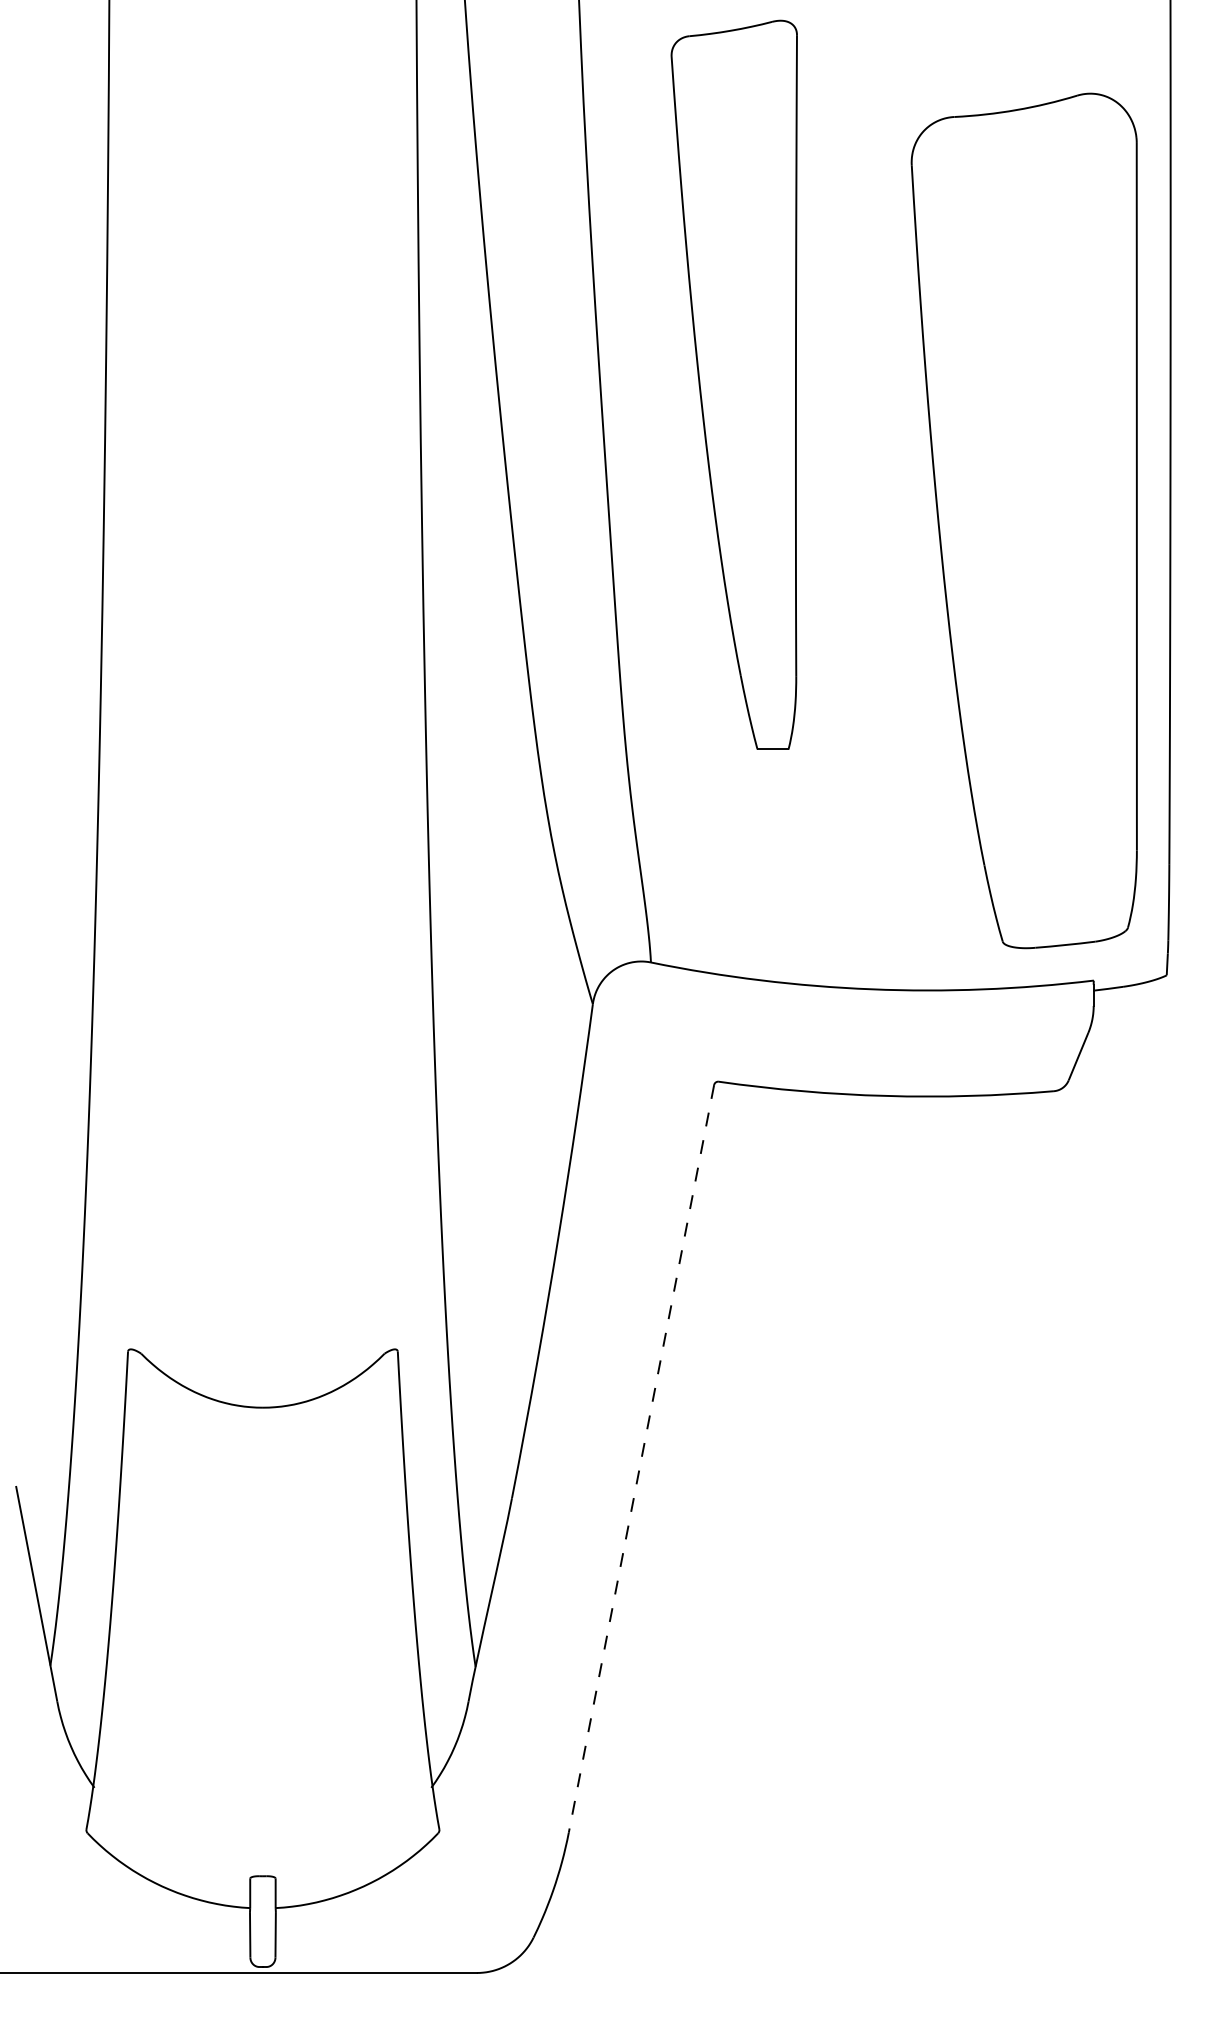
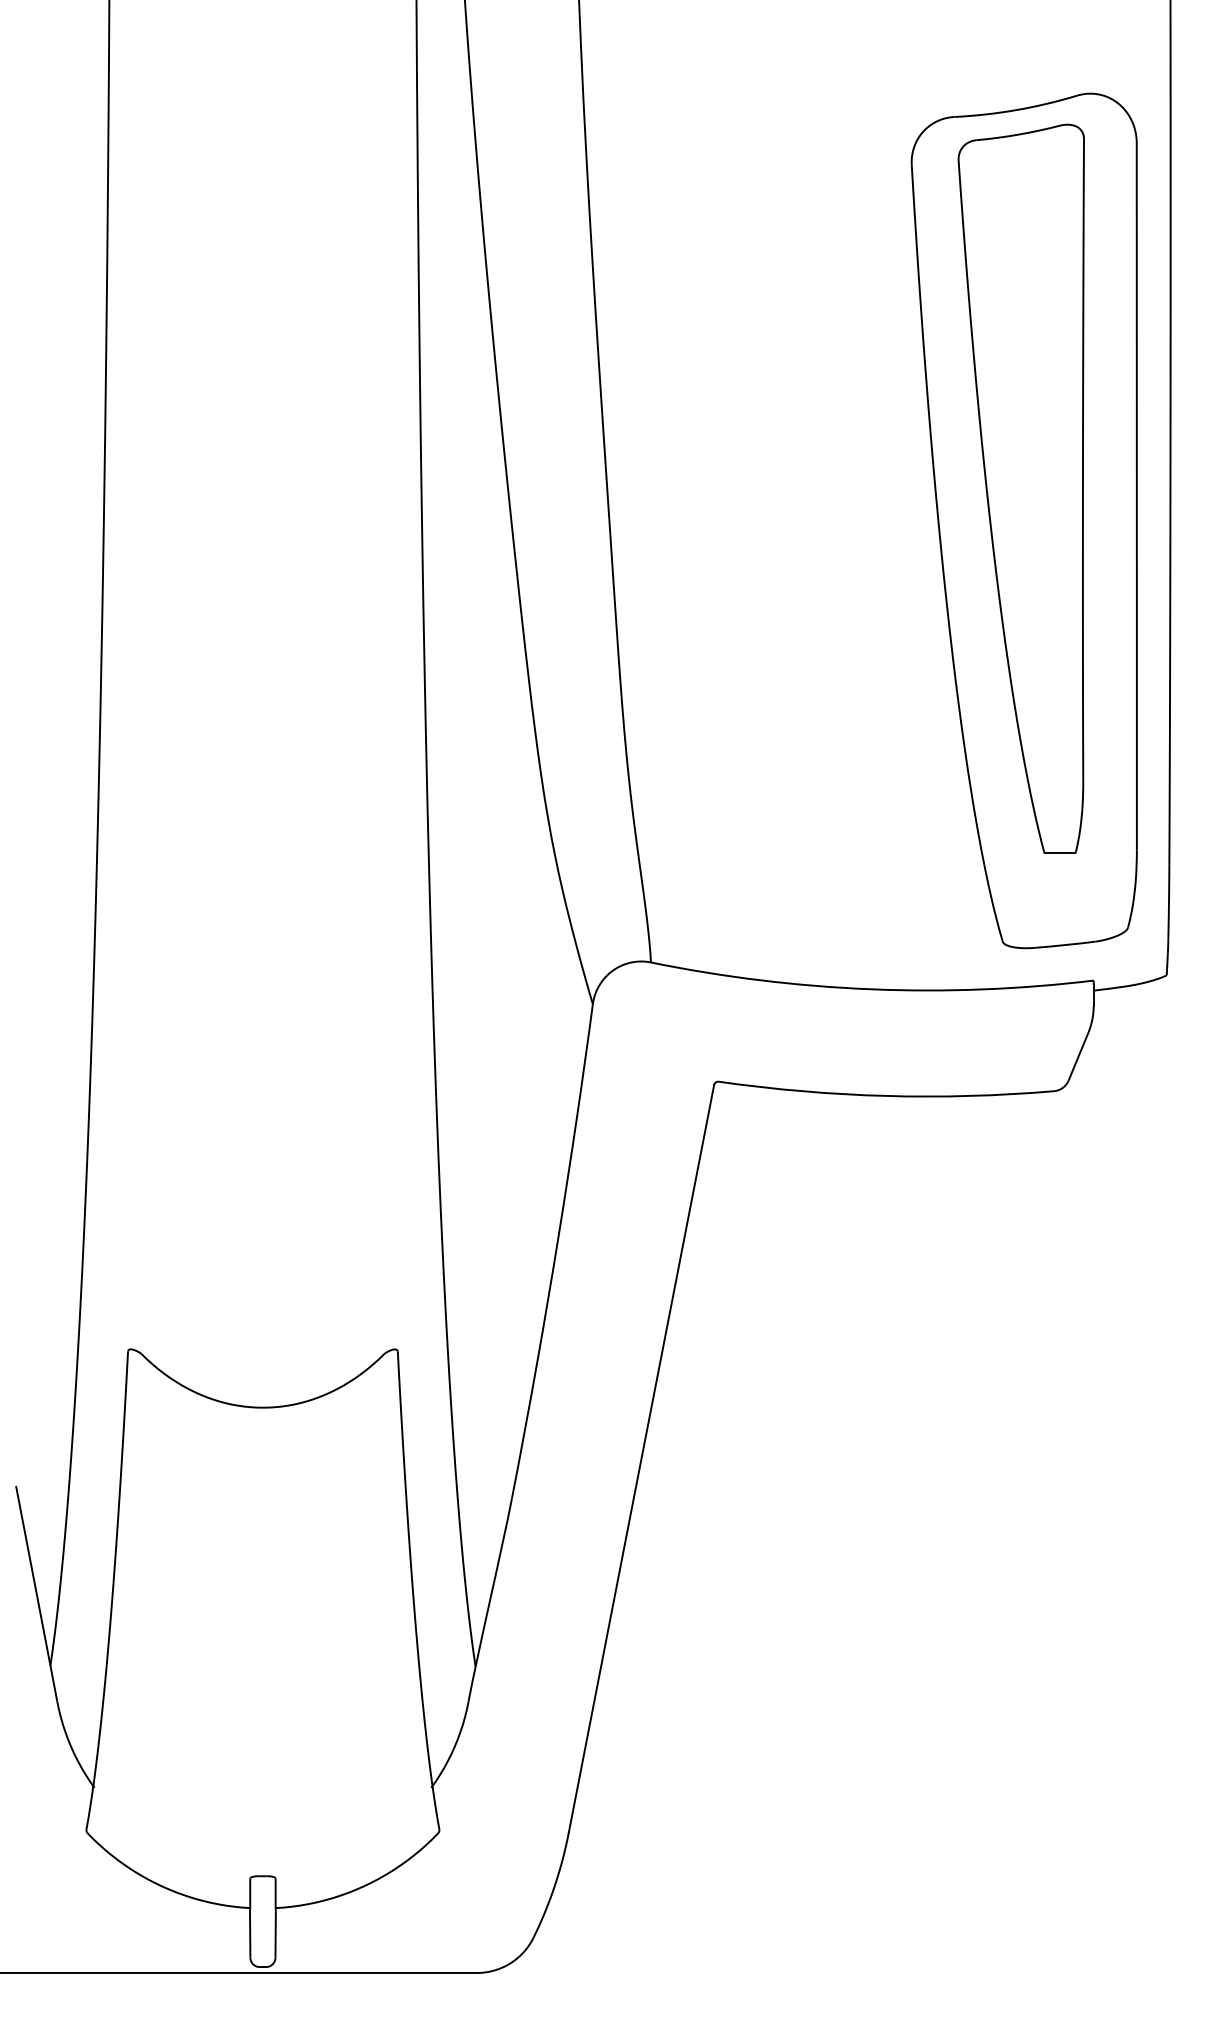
part position: (733, 384) -> (1020, 488) (1020, 488)
line: dashed -> solid (641, 1458)
